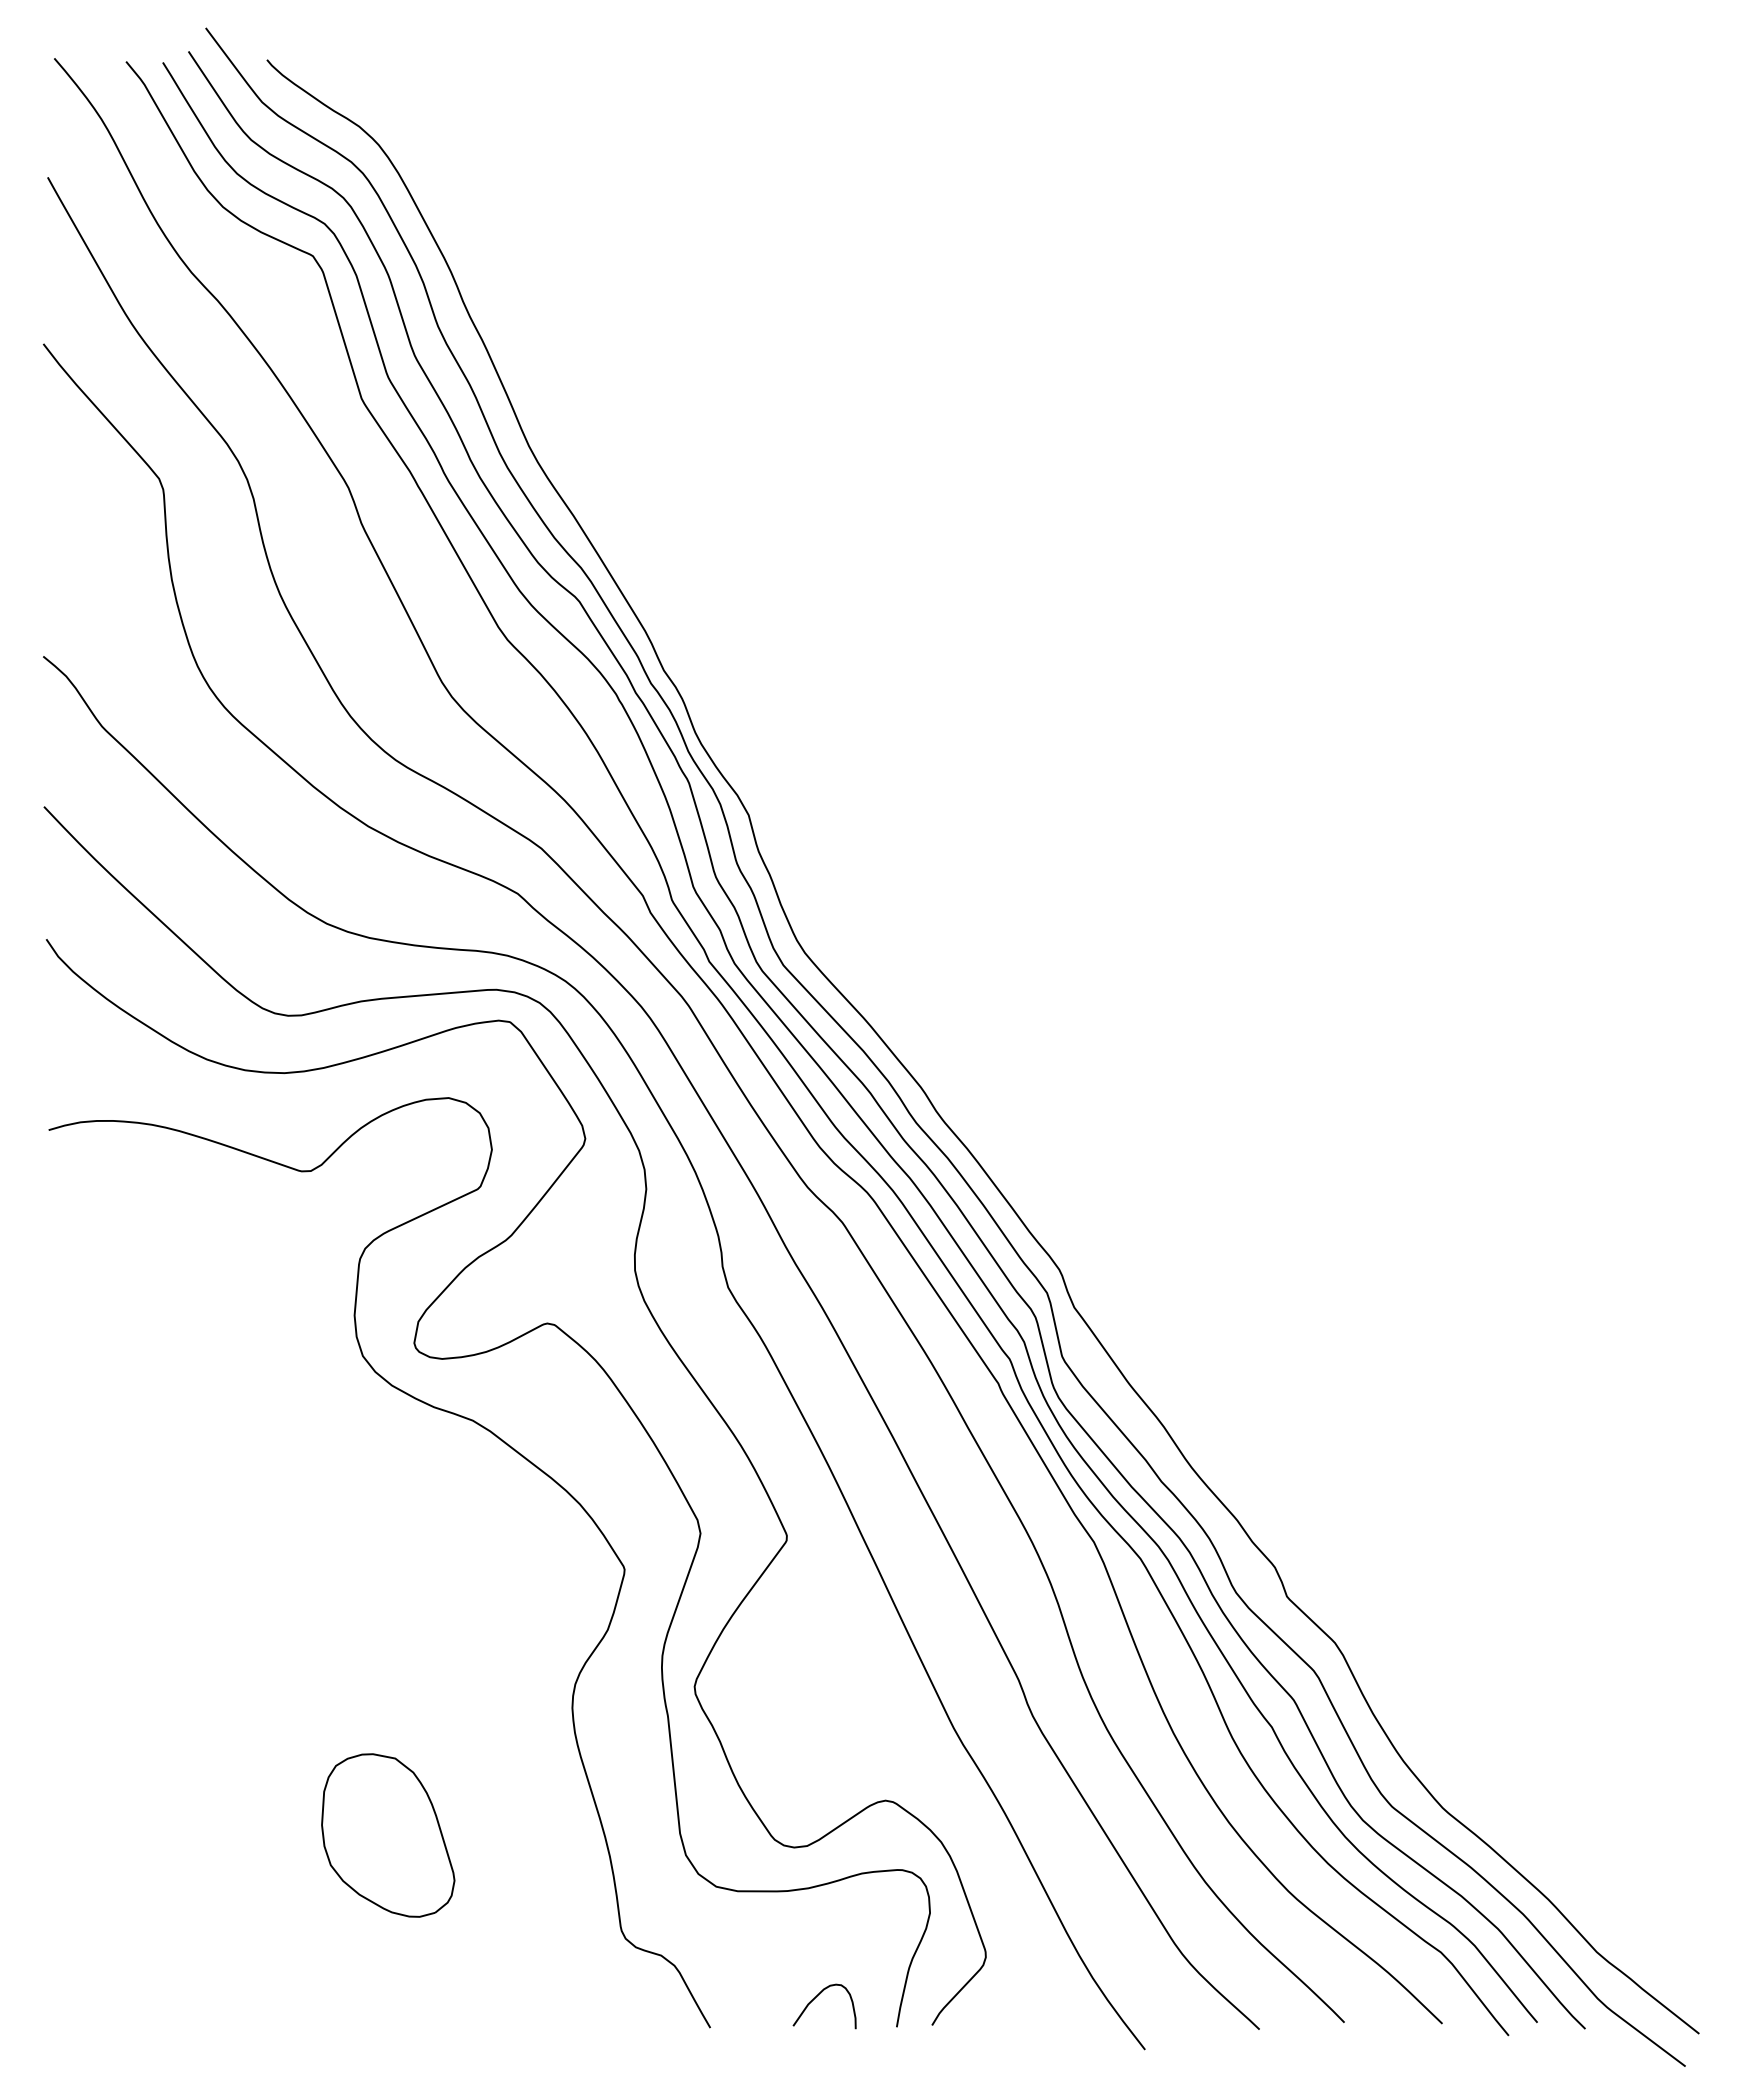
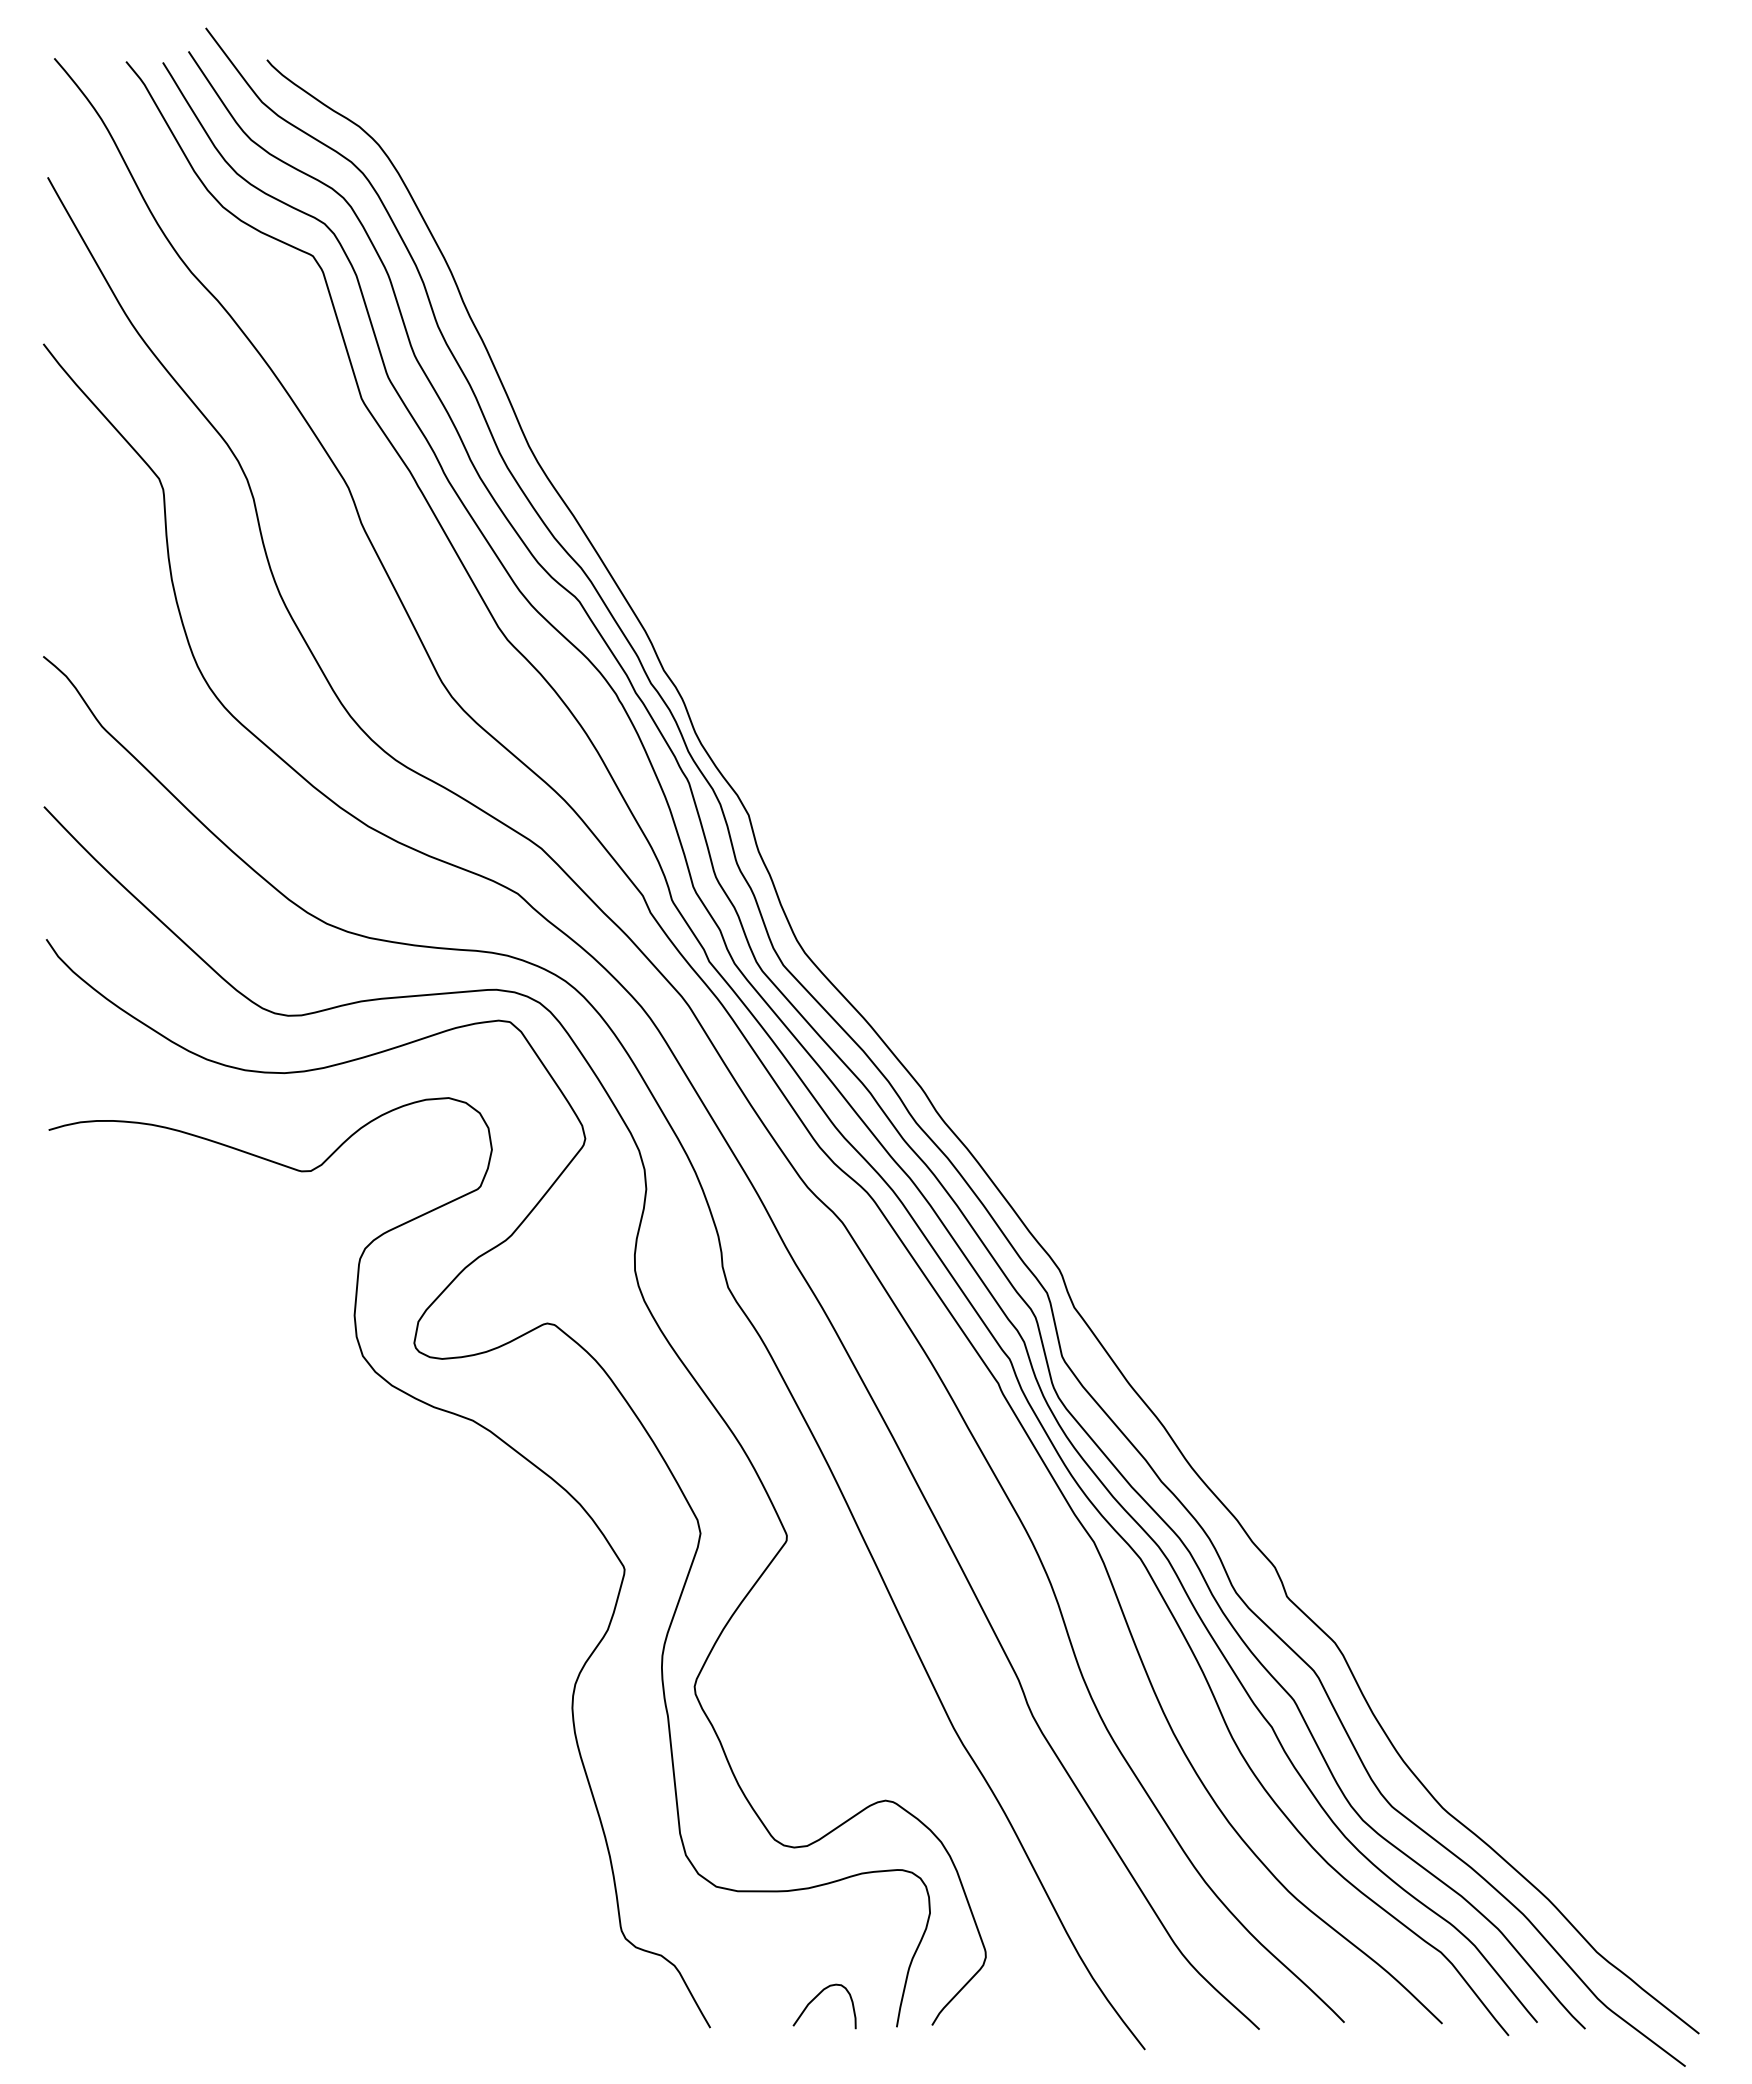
part: present -> none (388, 1835)
